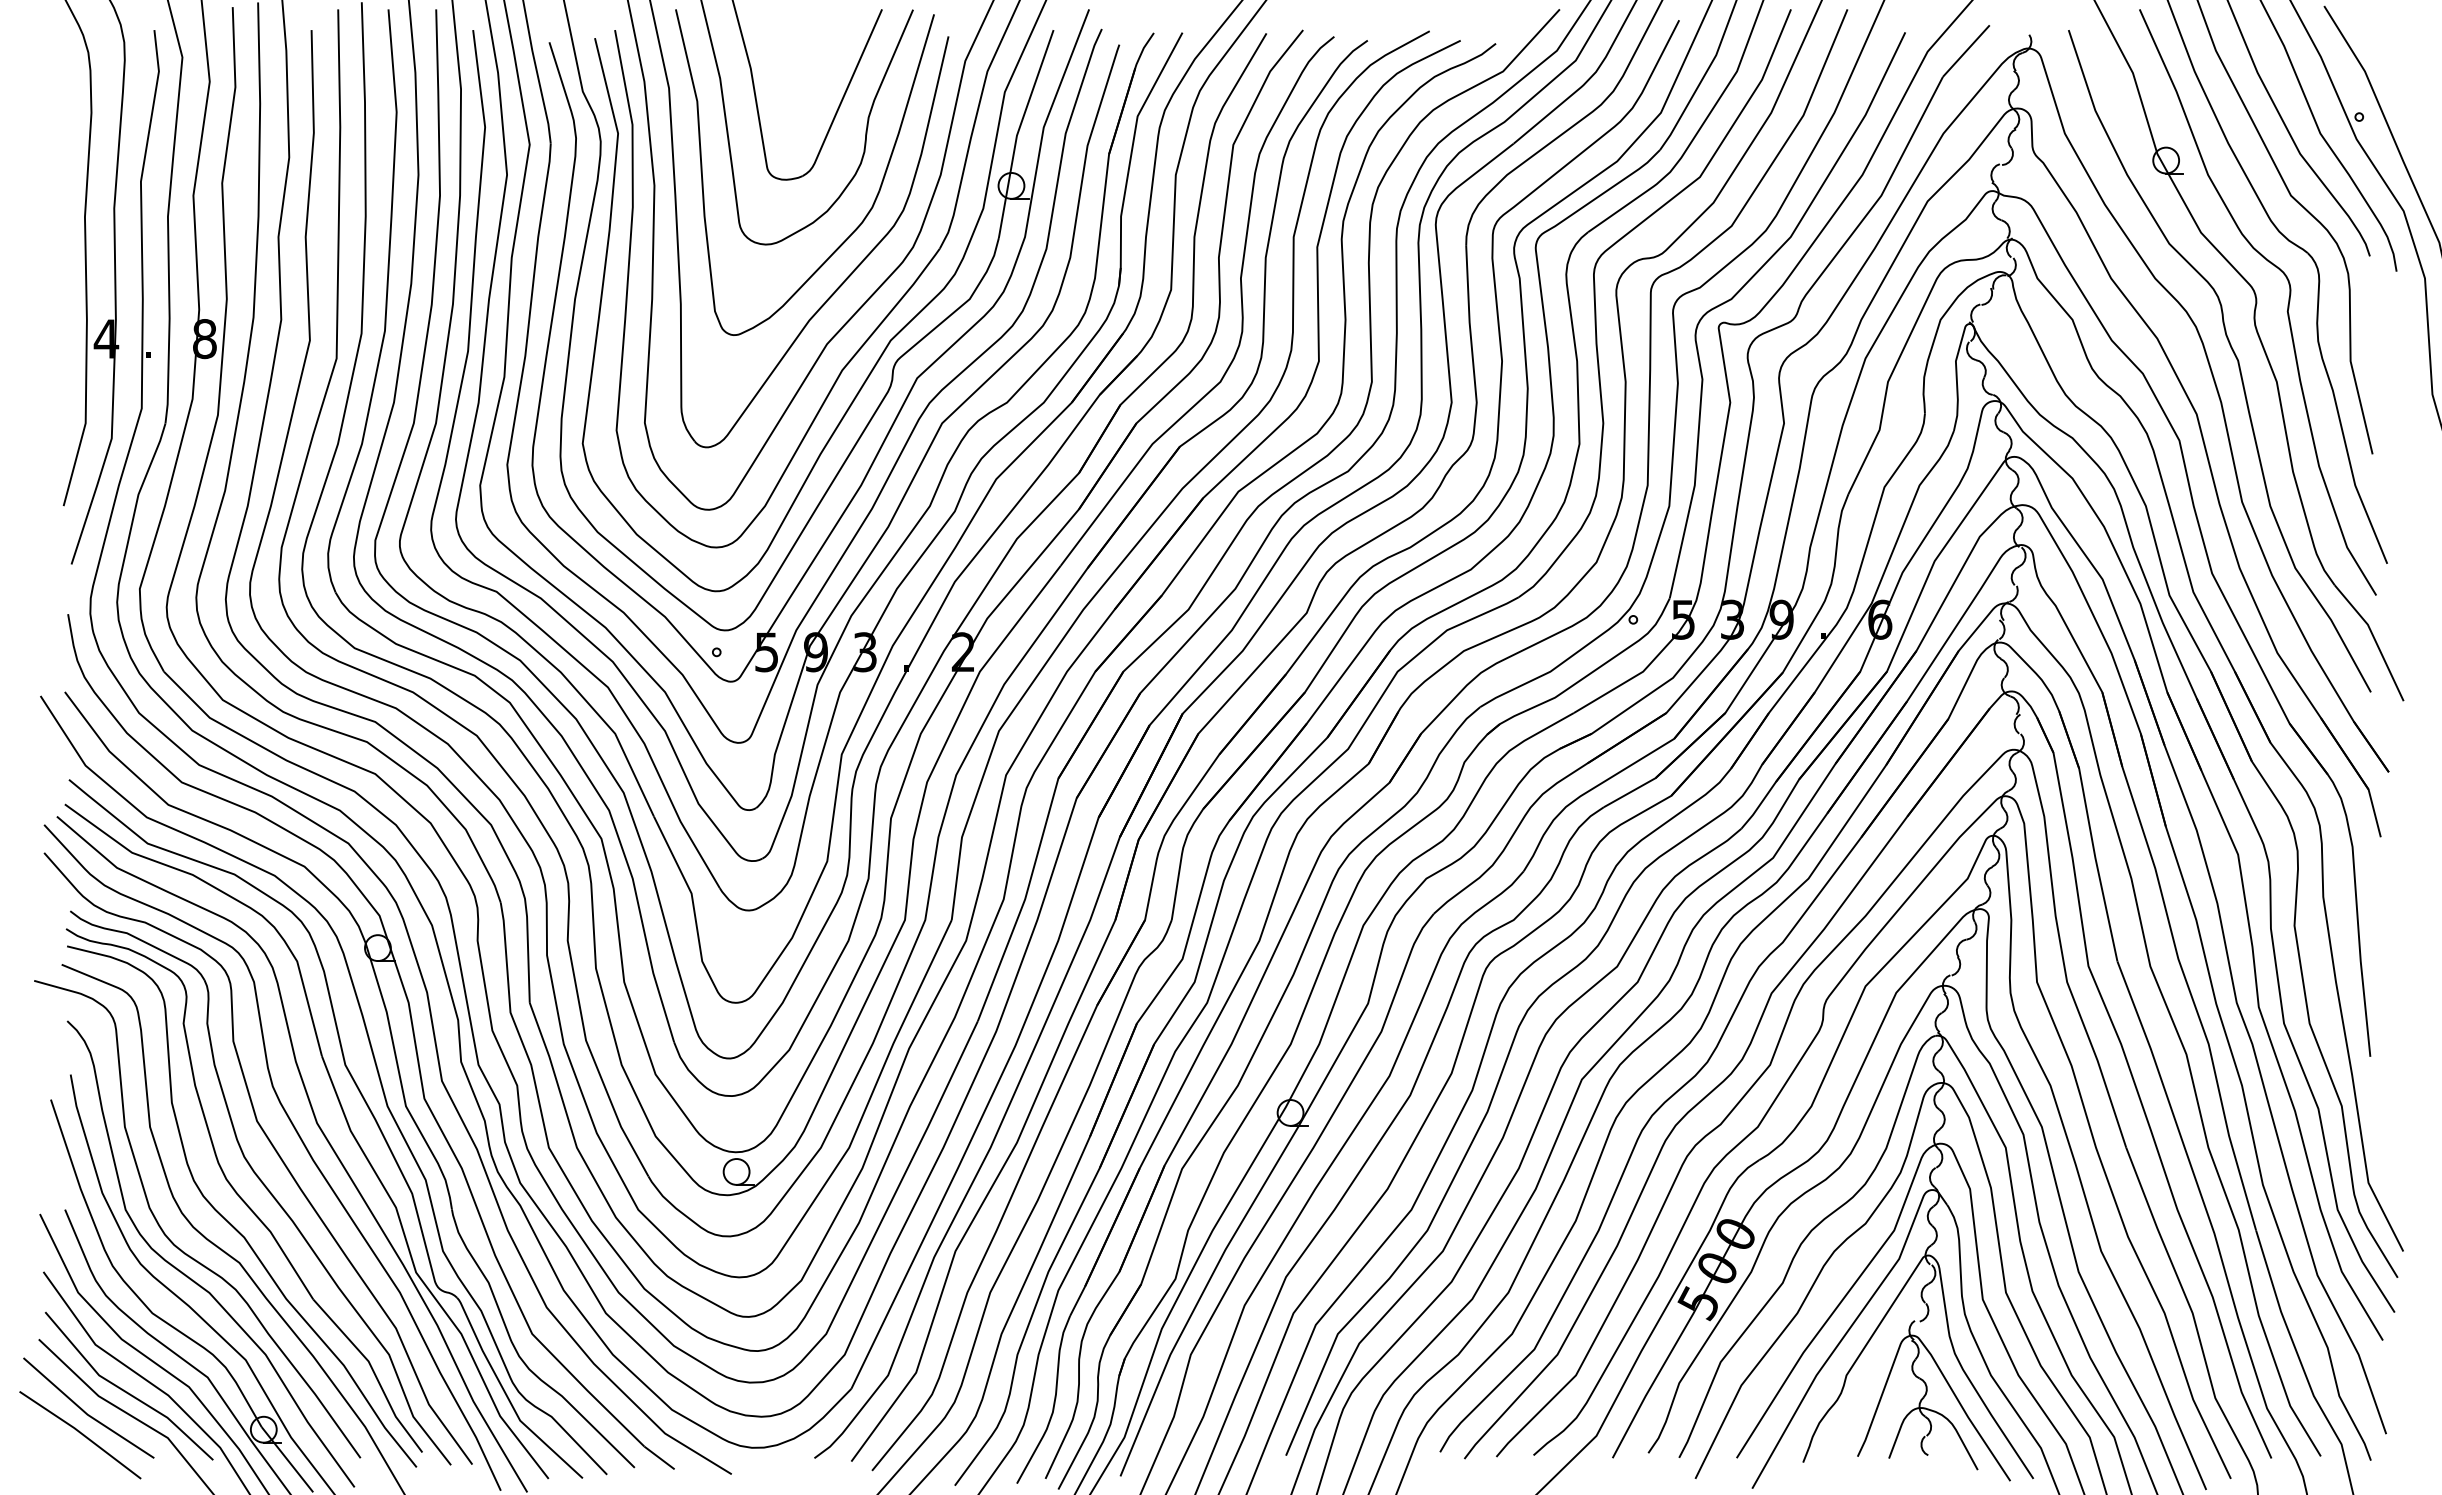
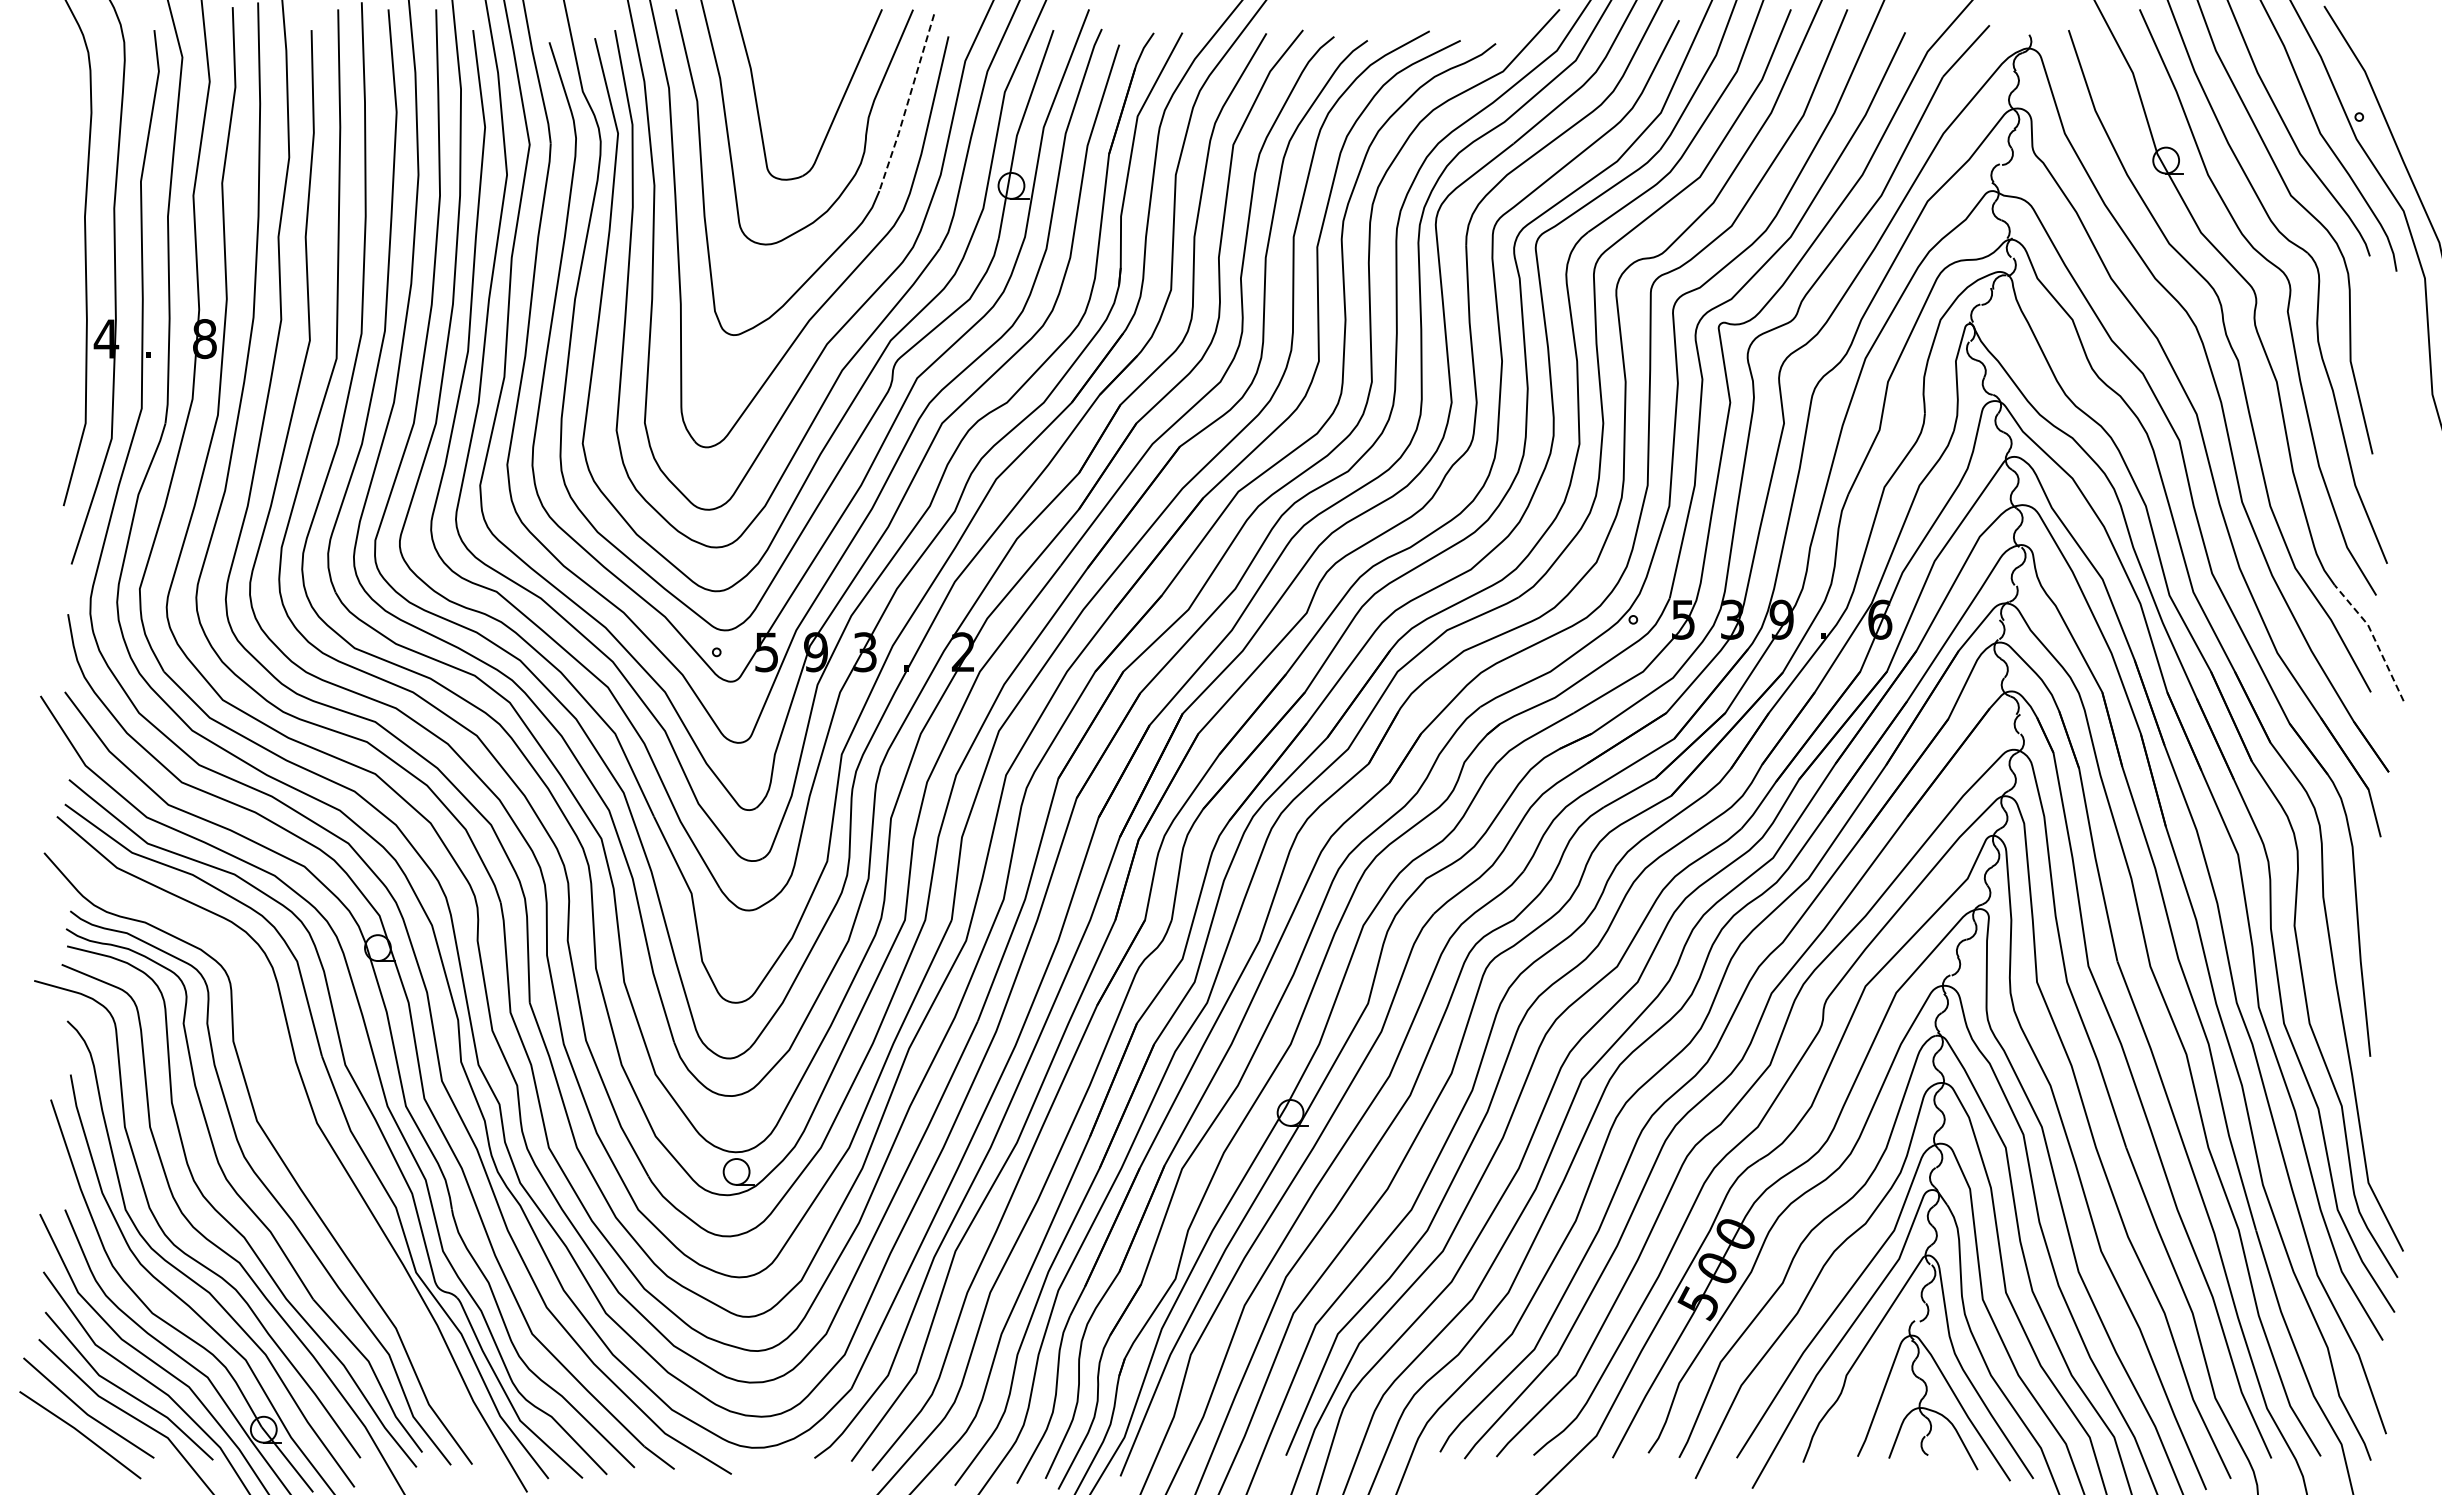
line: solid -> dashed (907, 104)
line: solid -> dashed (2374, 639)
curve: present -> none (300, 1140)
